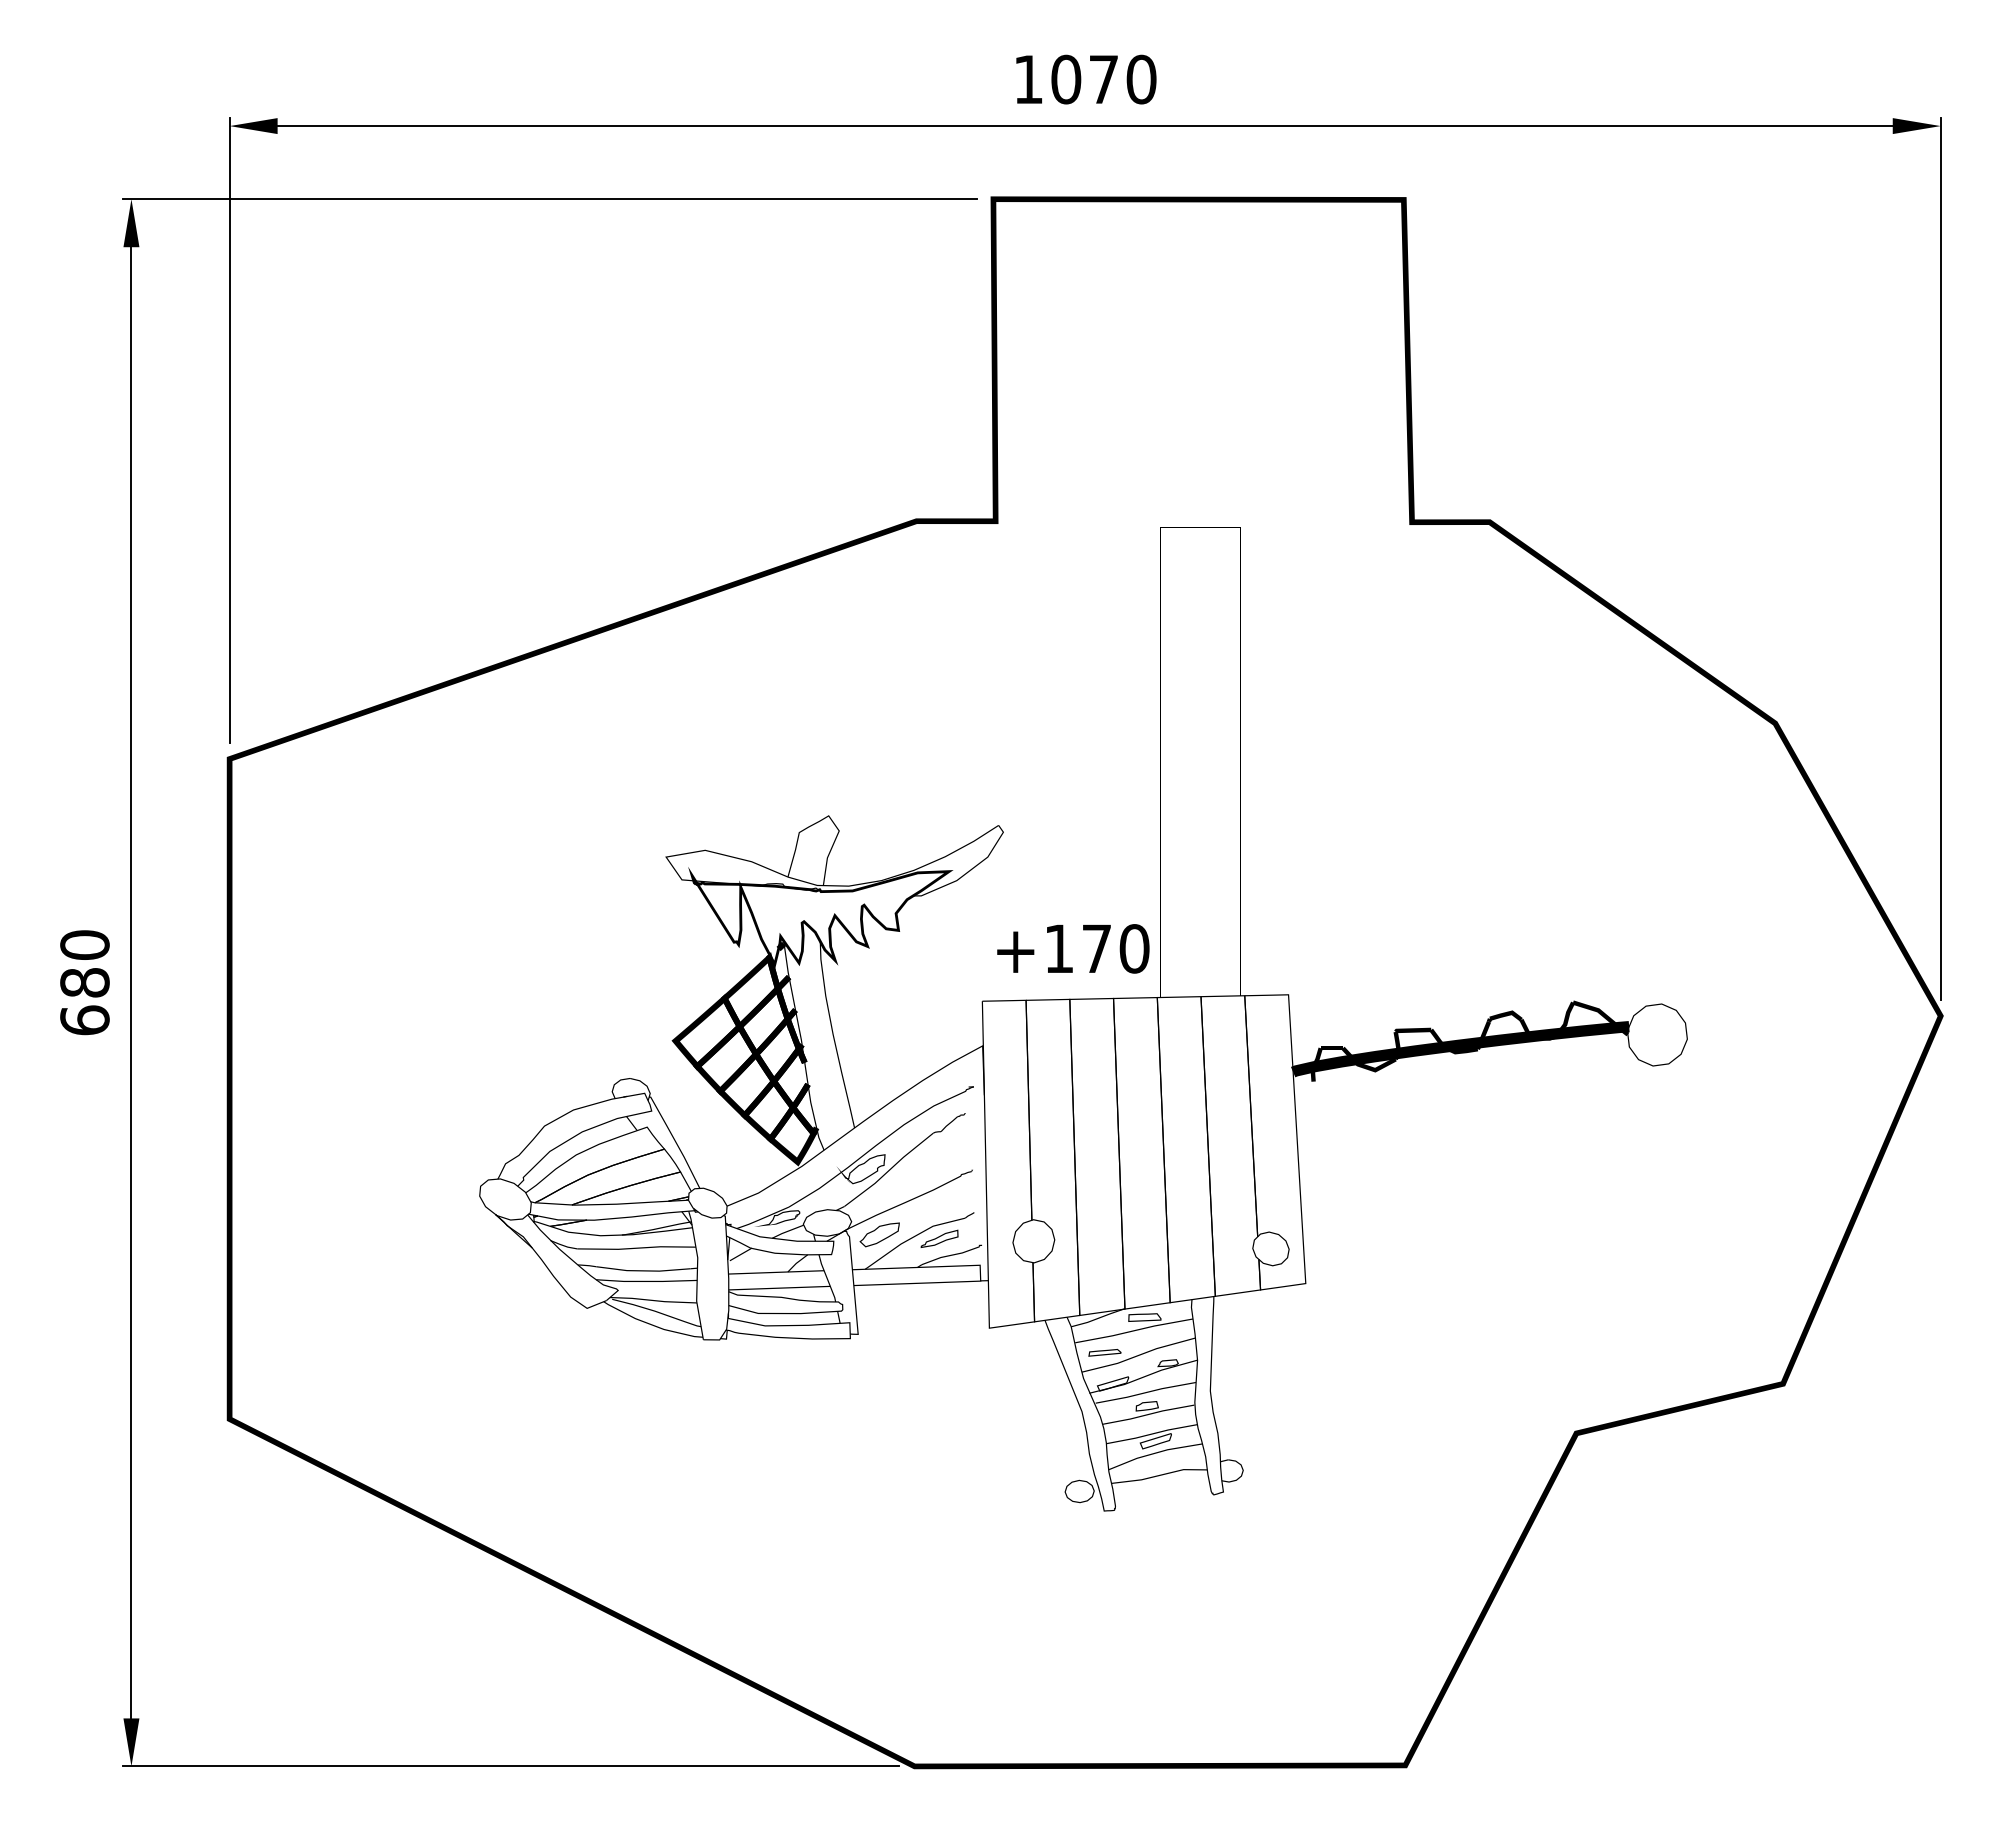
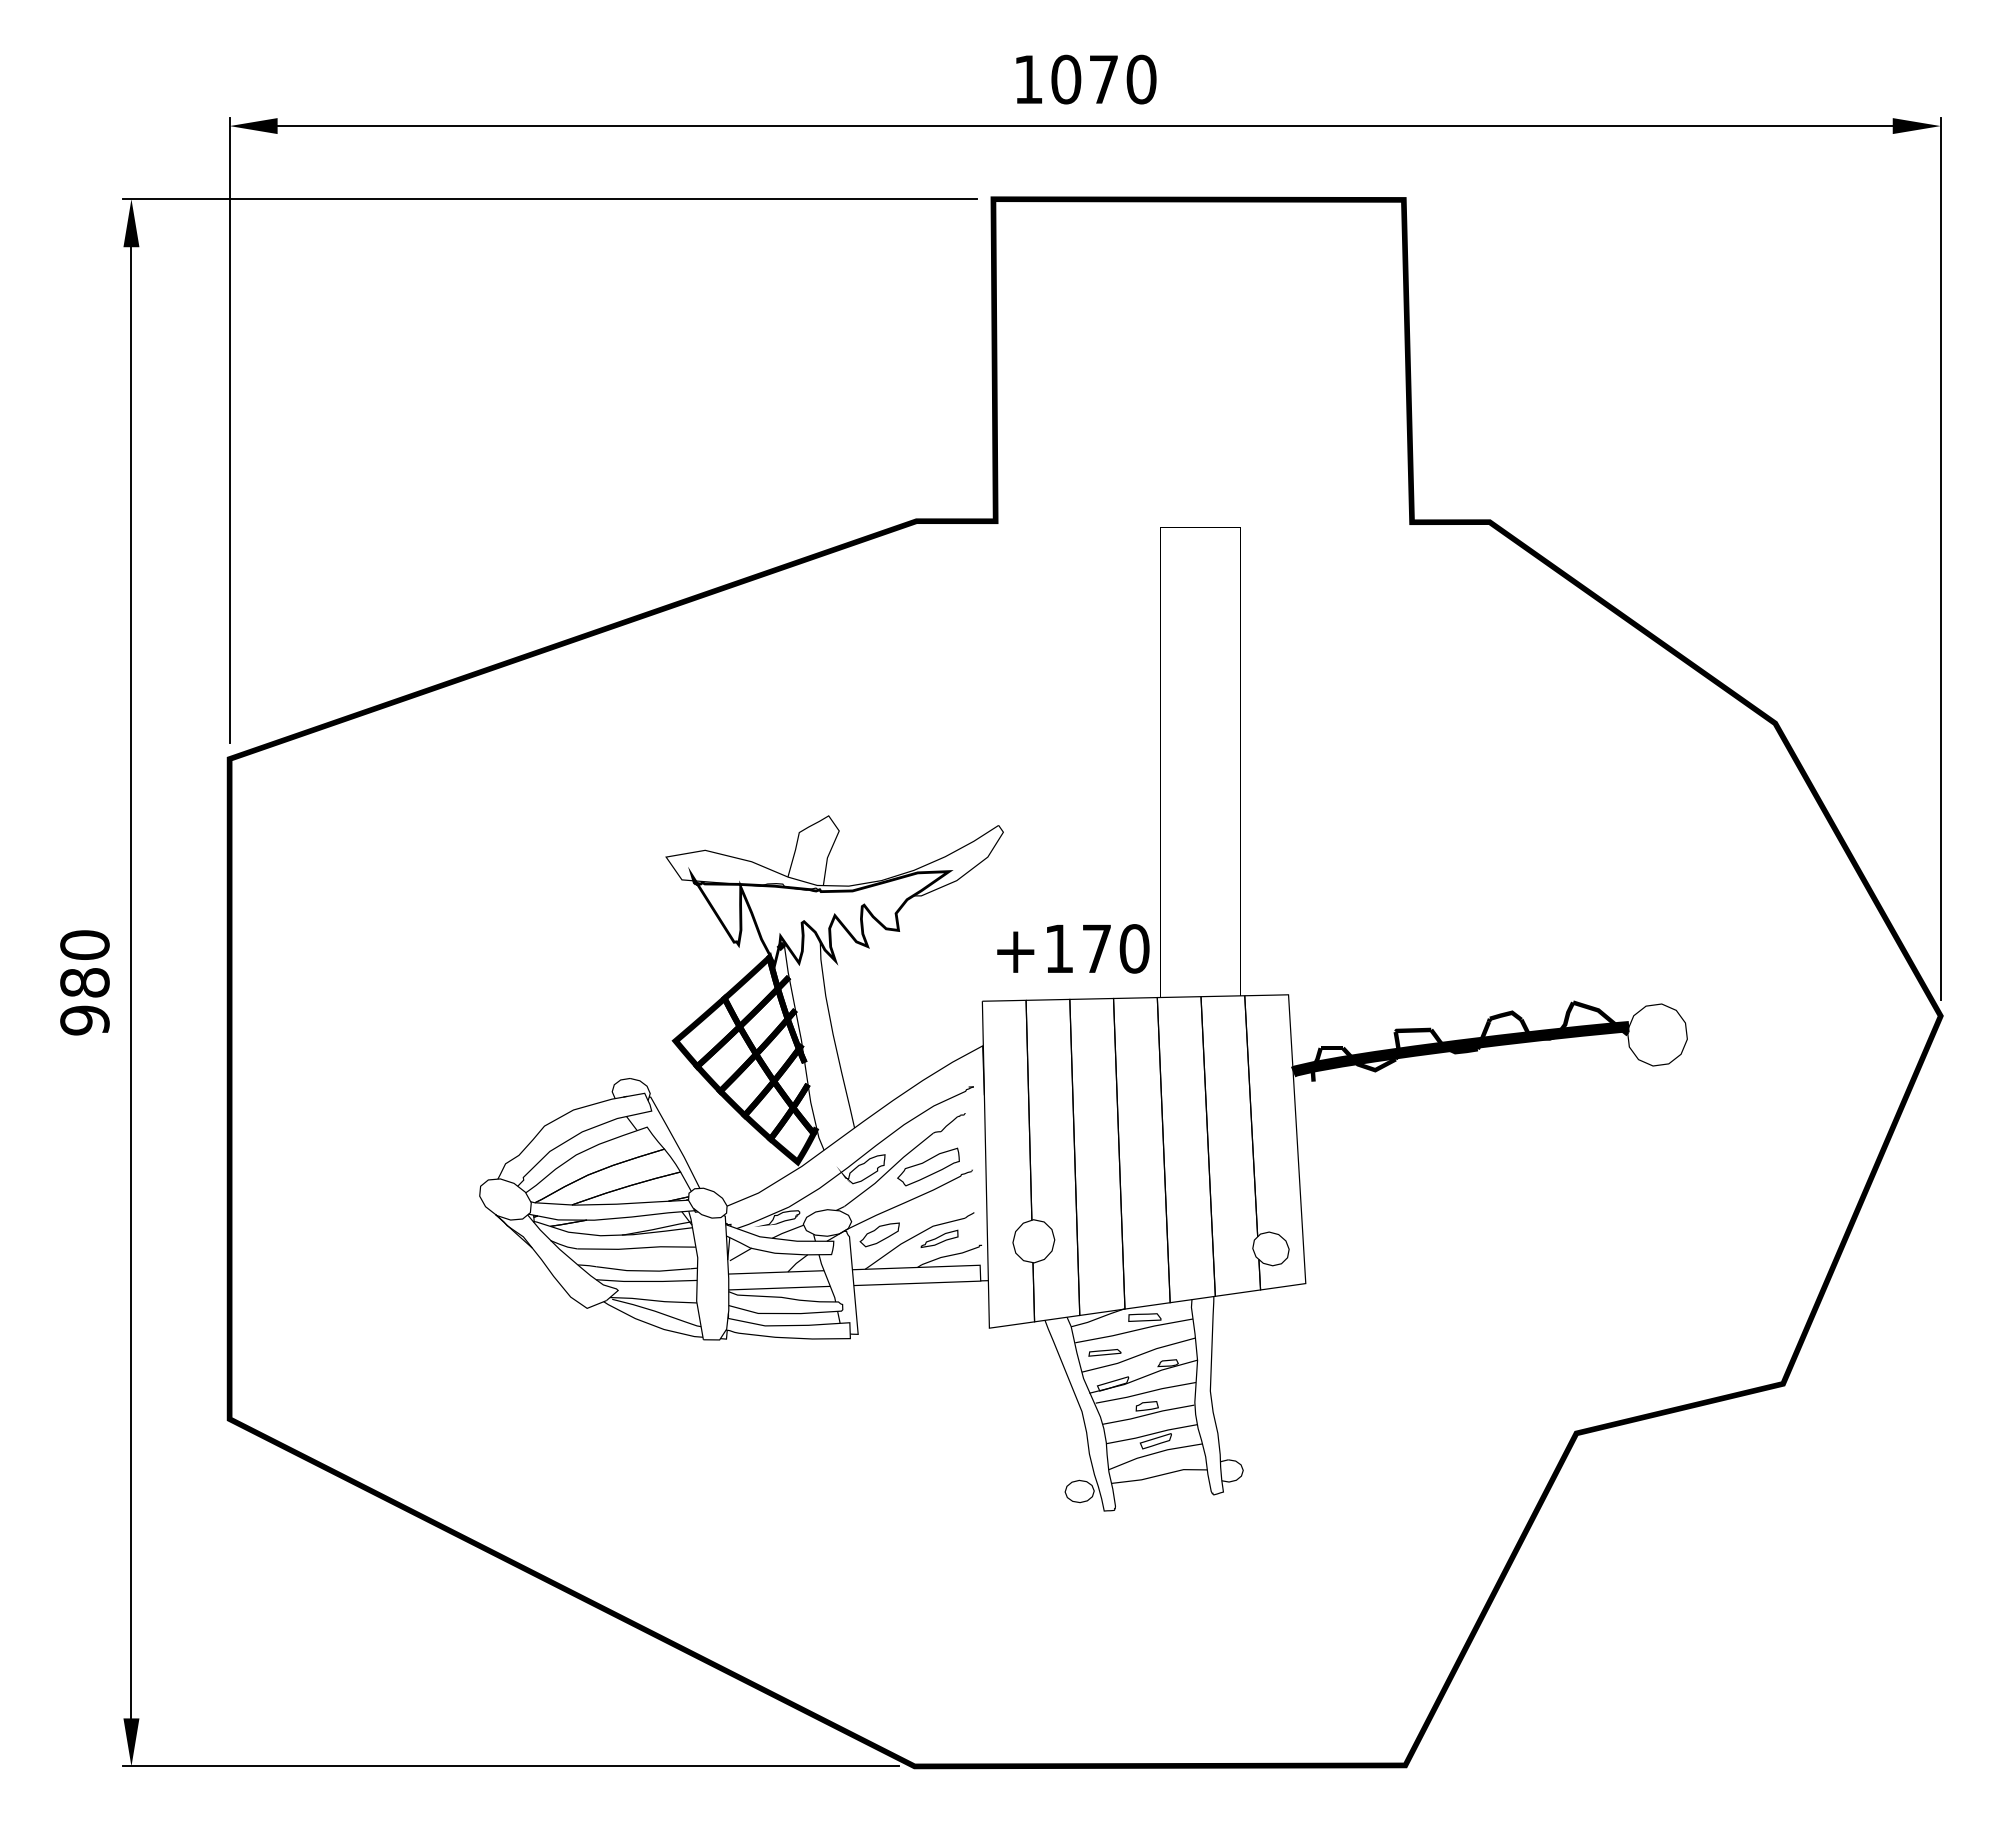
text: 680 -> 980 (84, 1020)
part: none -> present (928, 1166)
